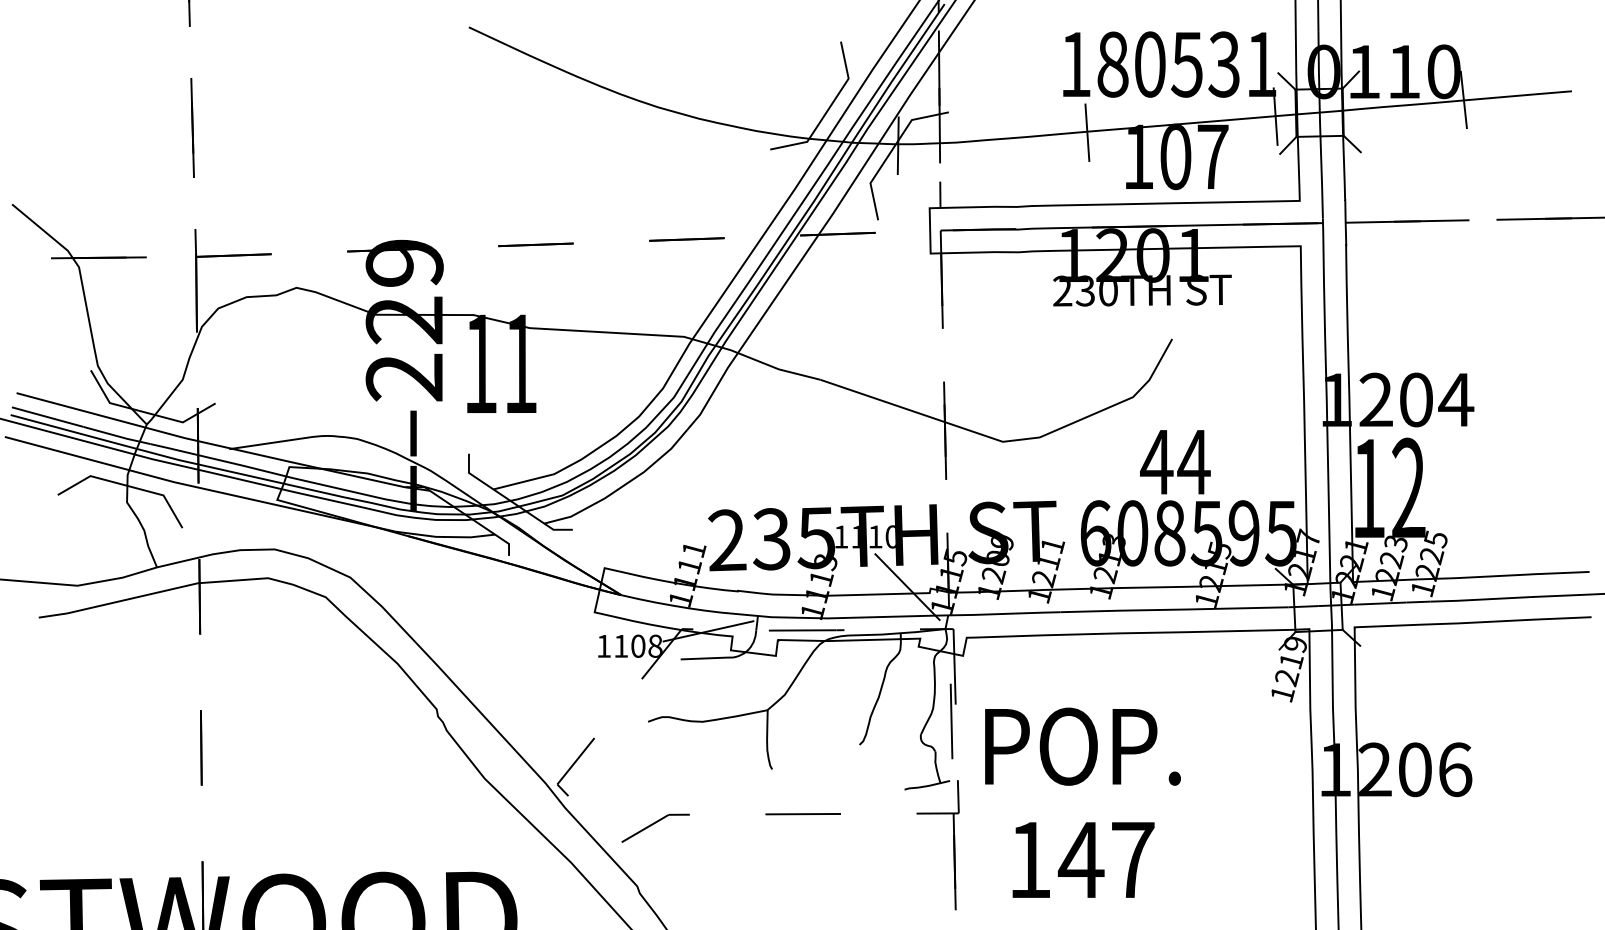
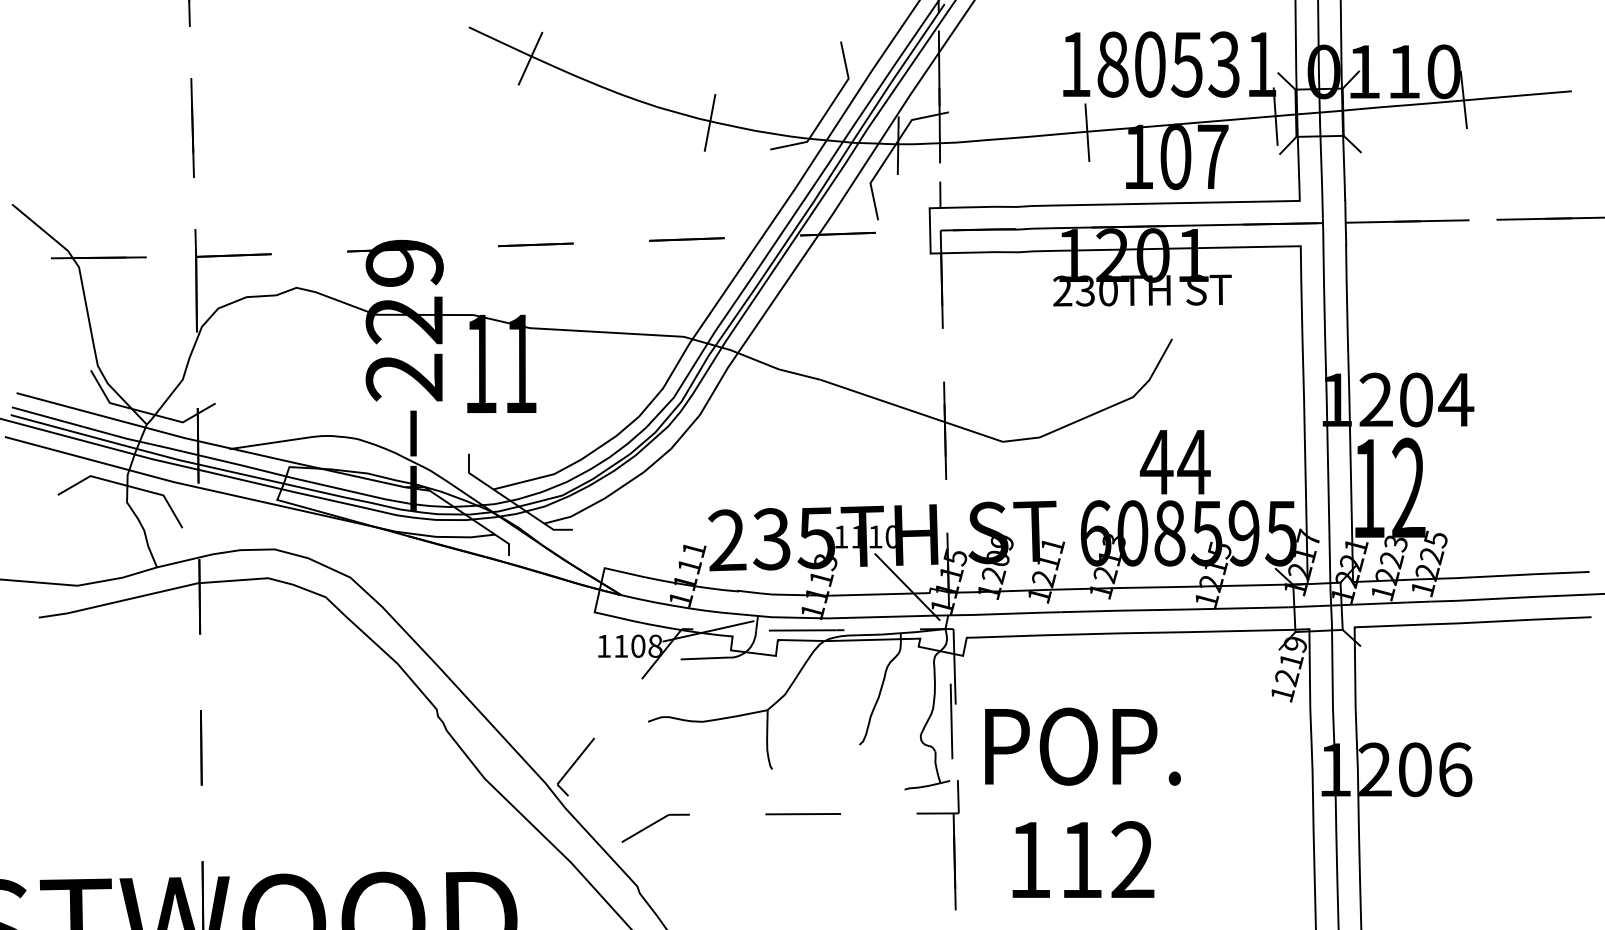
line: none -> present (530, 58)
line: none -> present (709, 122)
text: 147 -> 112 (1105, 859)
